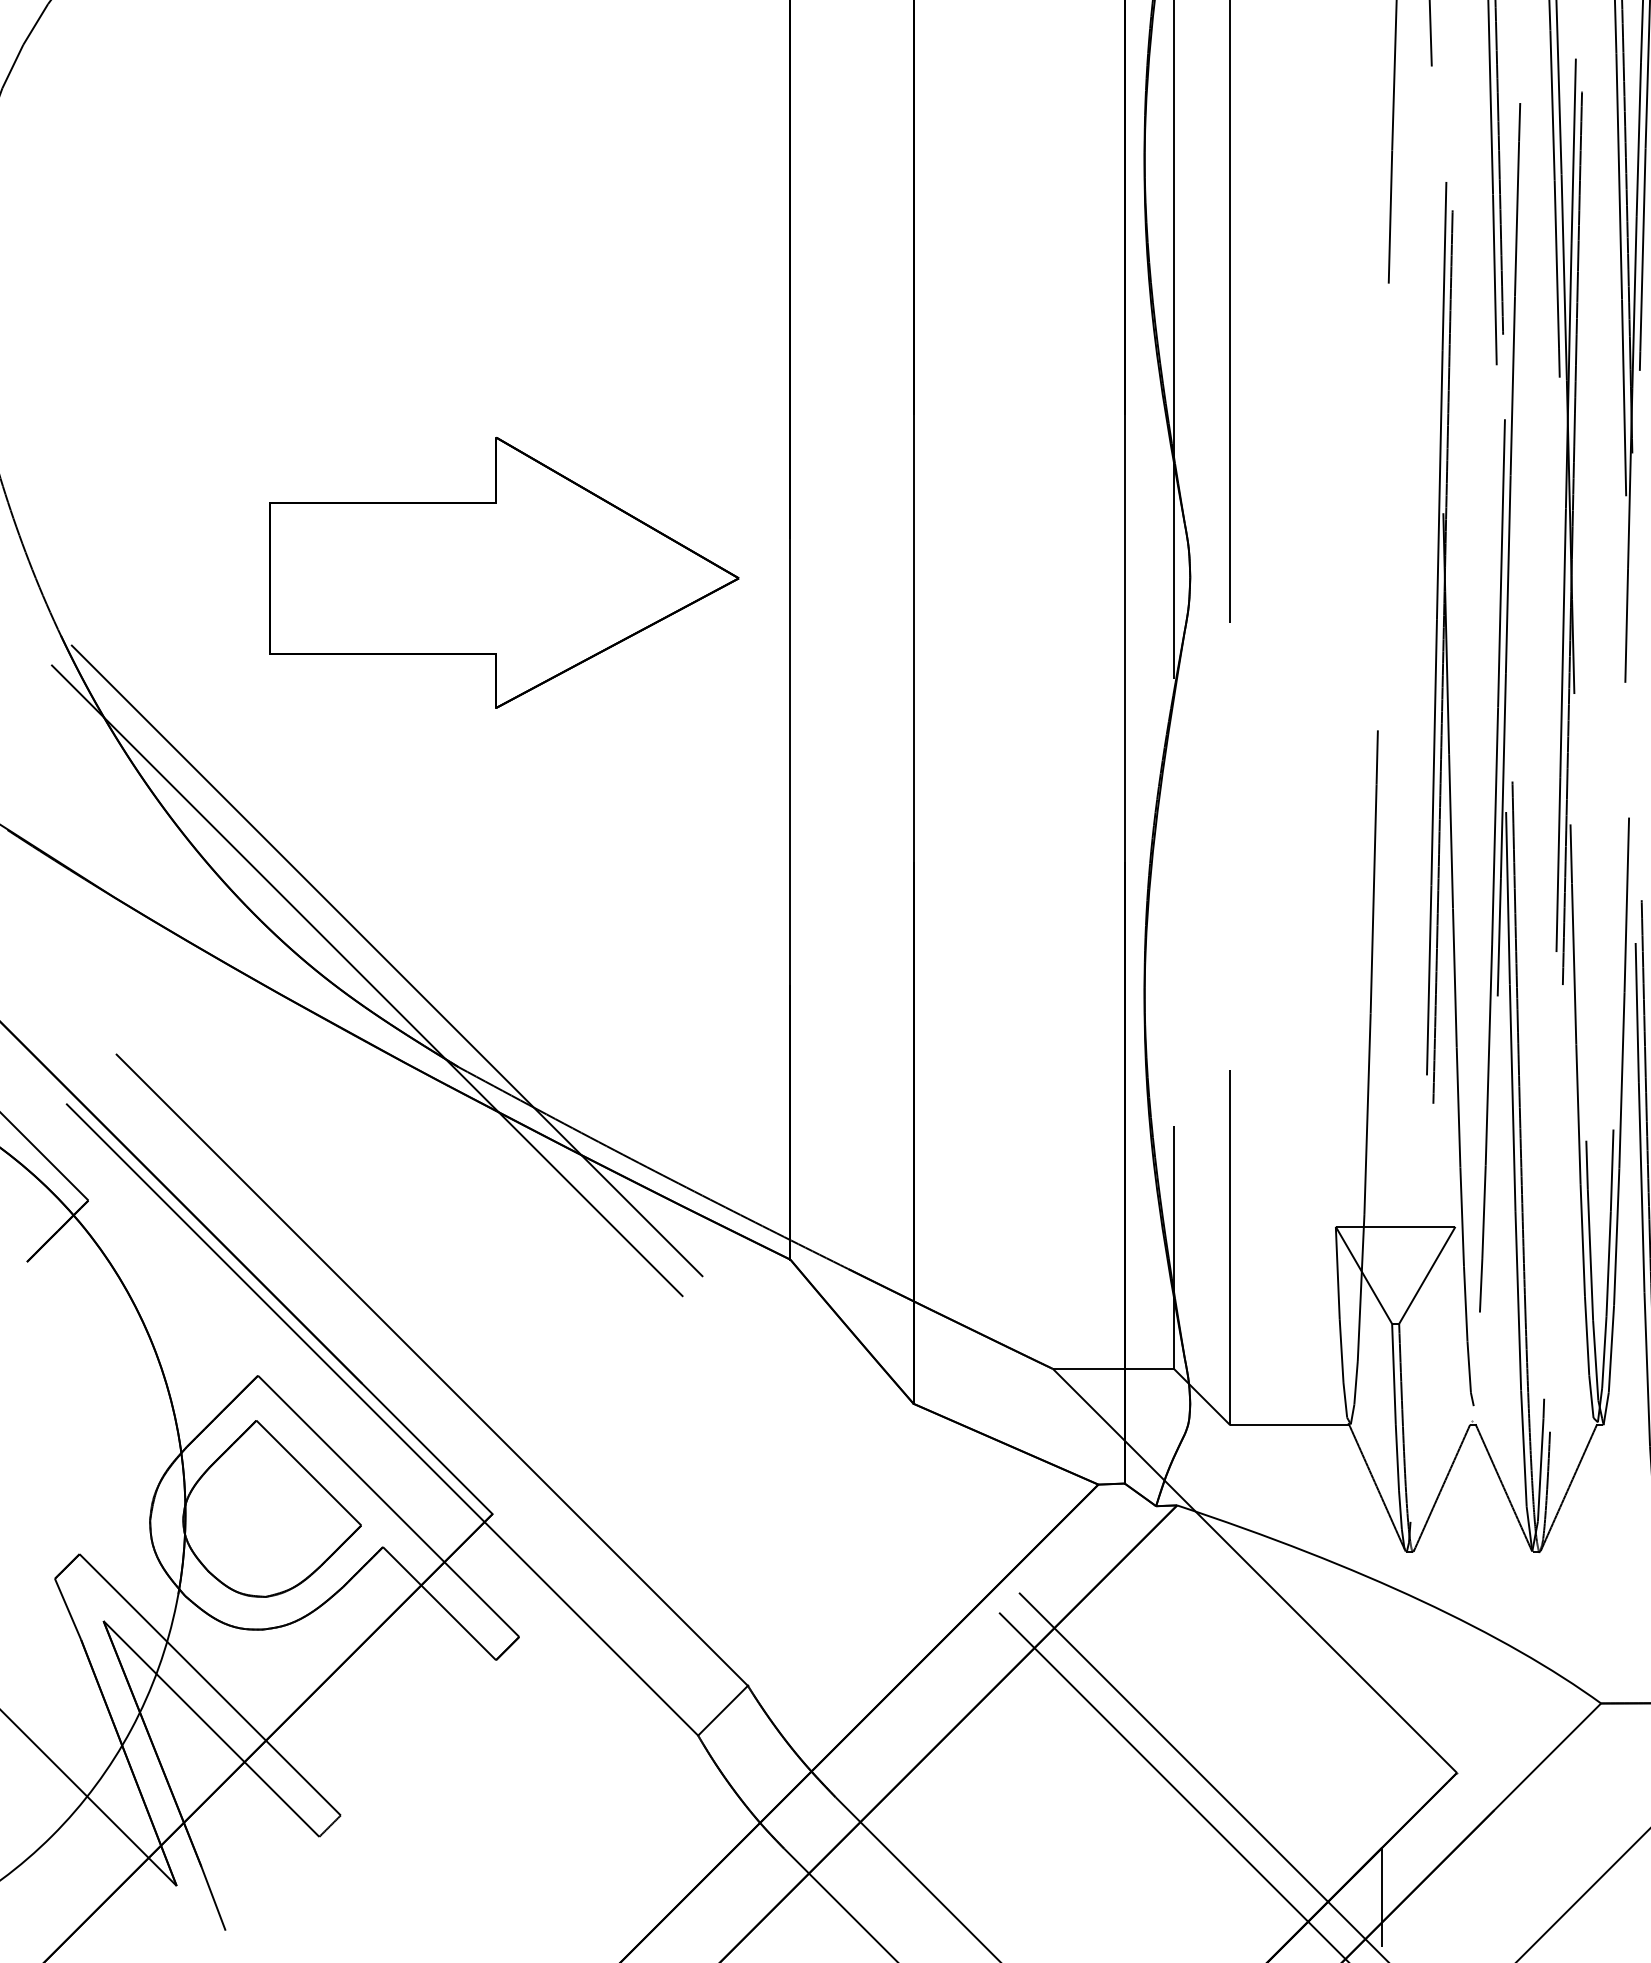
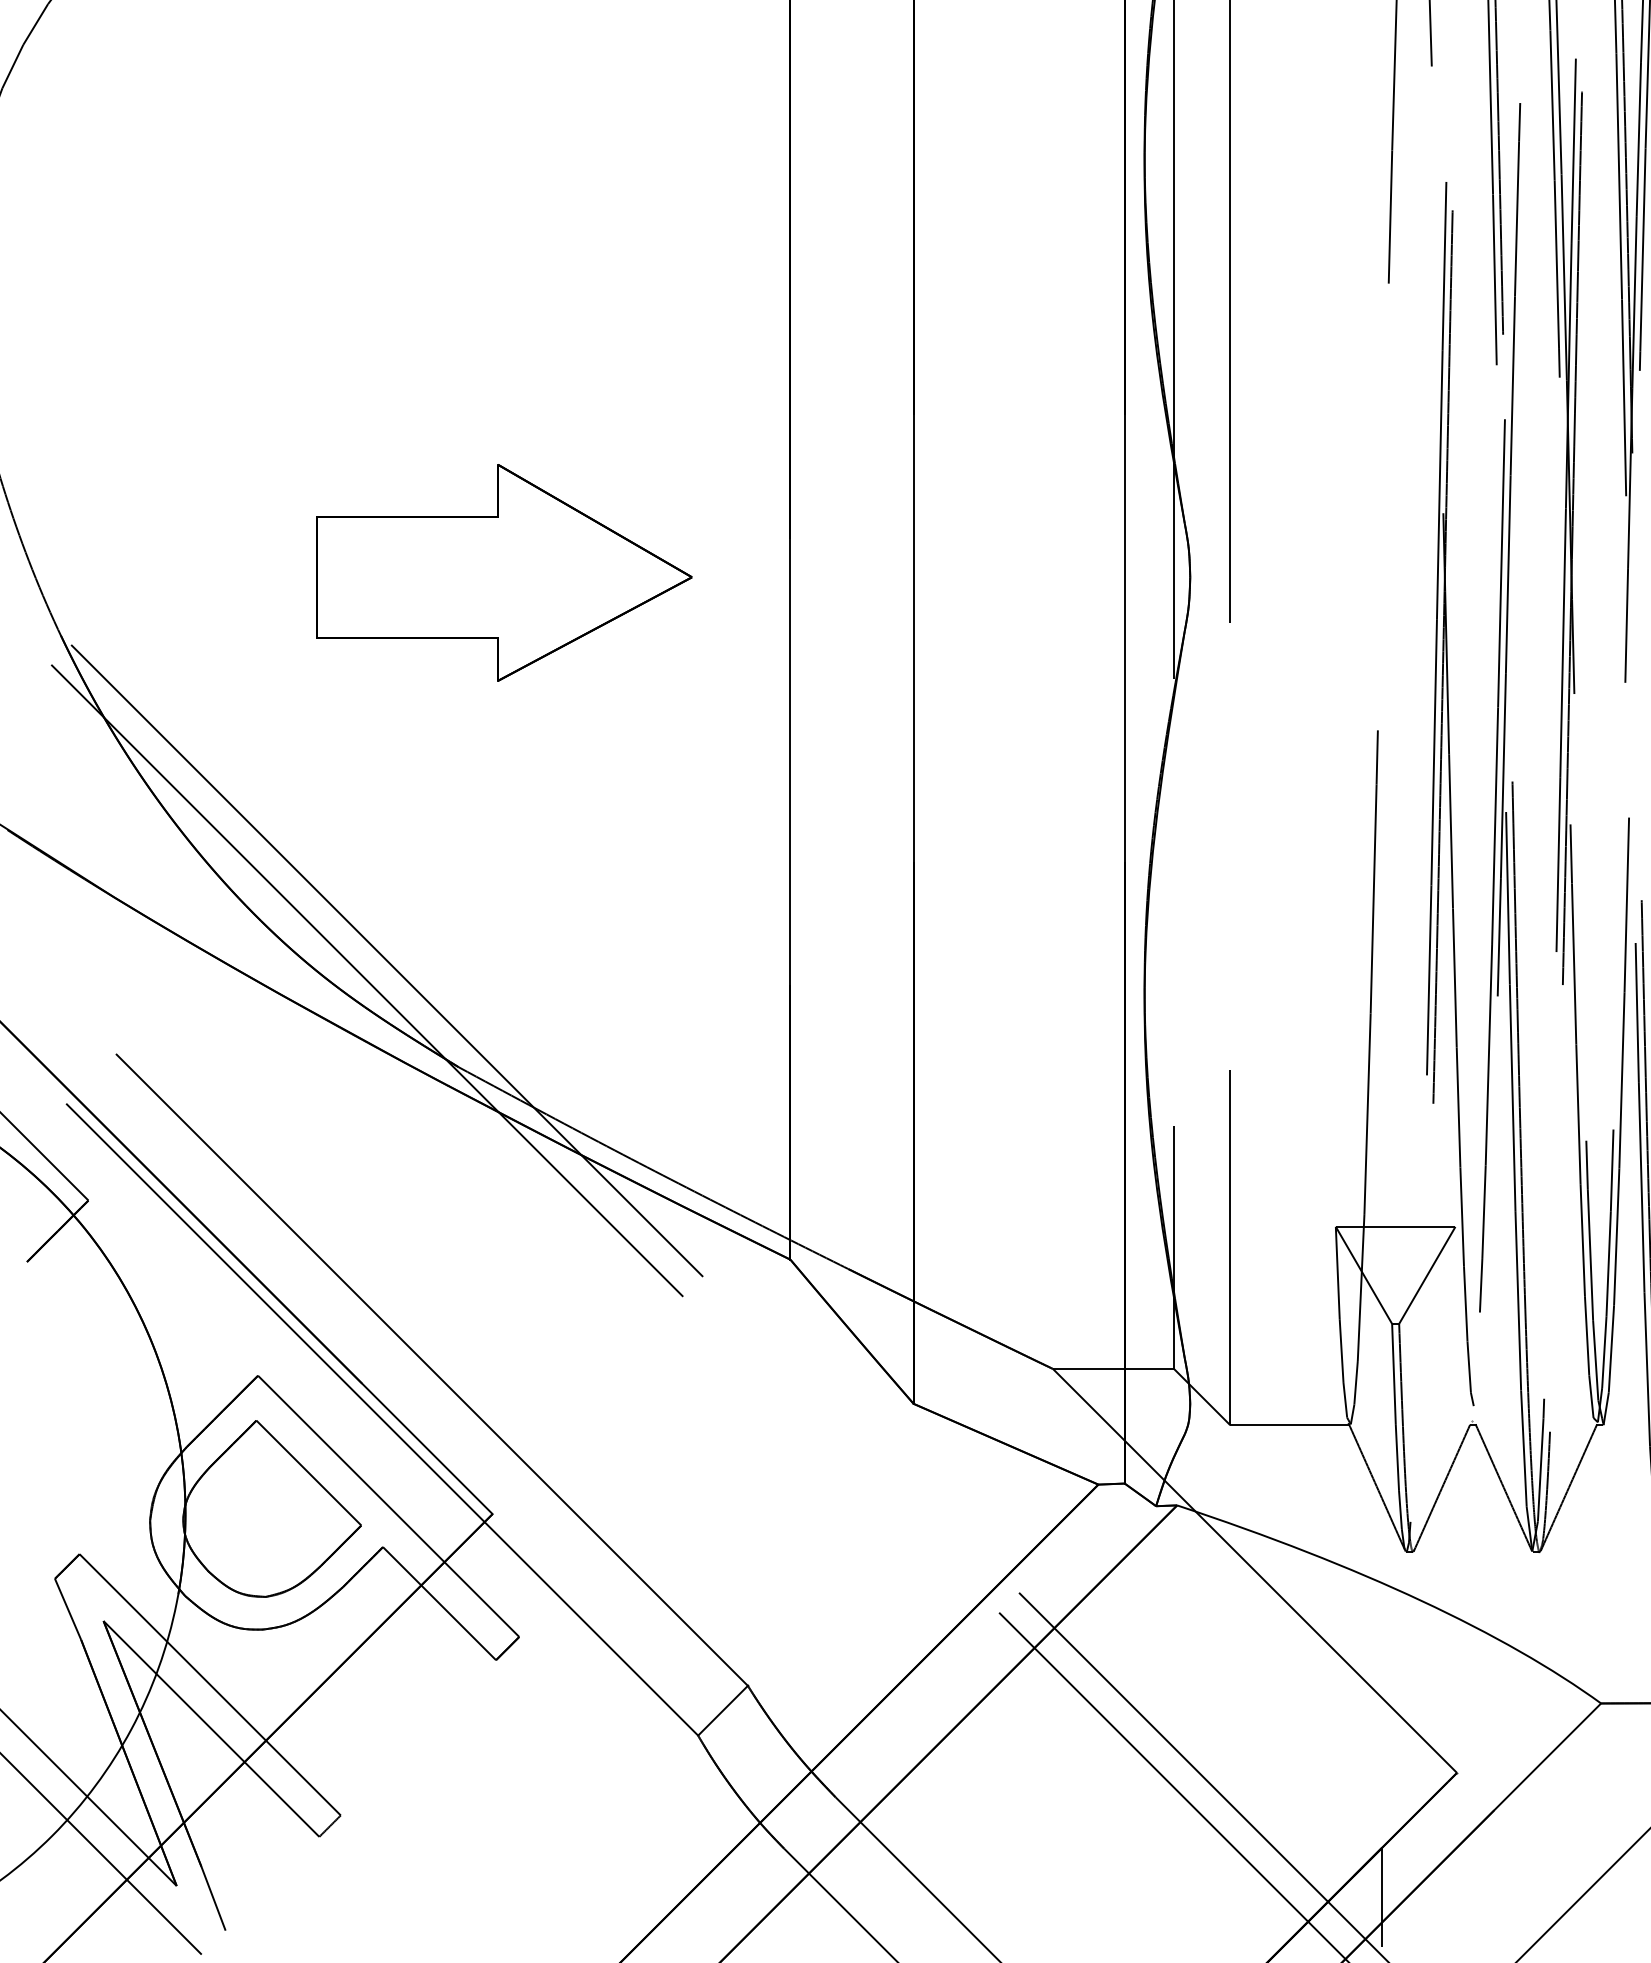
part size: 471x272 px -> 377x218 px (504, 572)
line: none -> present (101, 1854)
